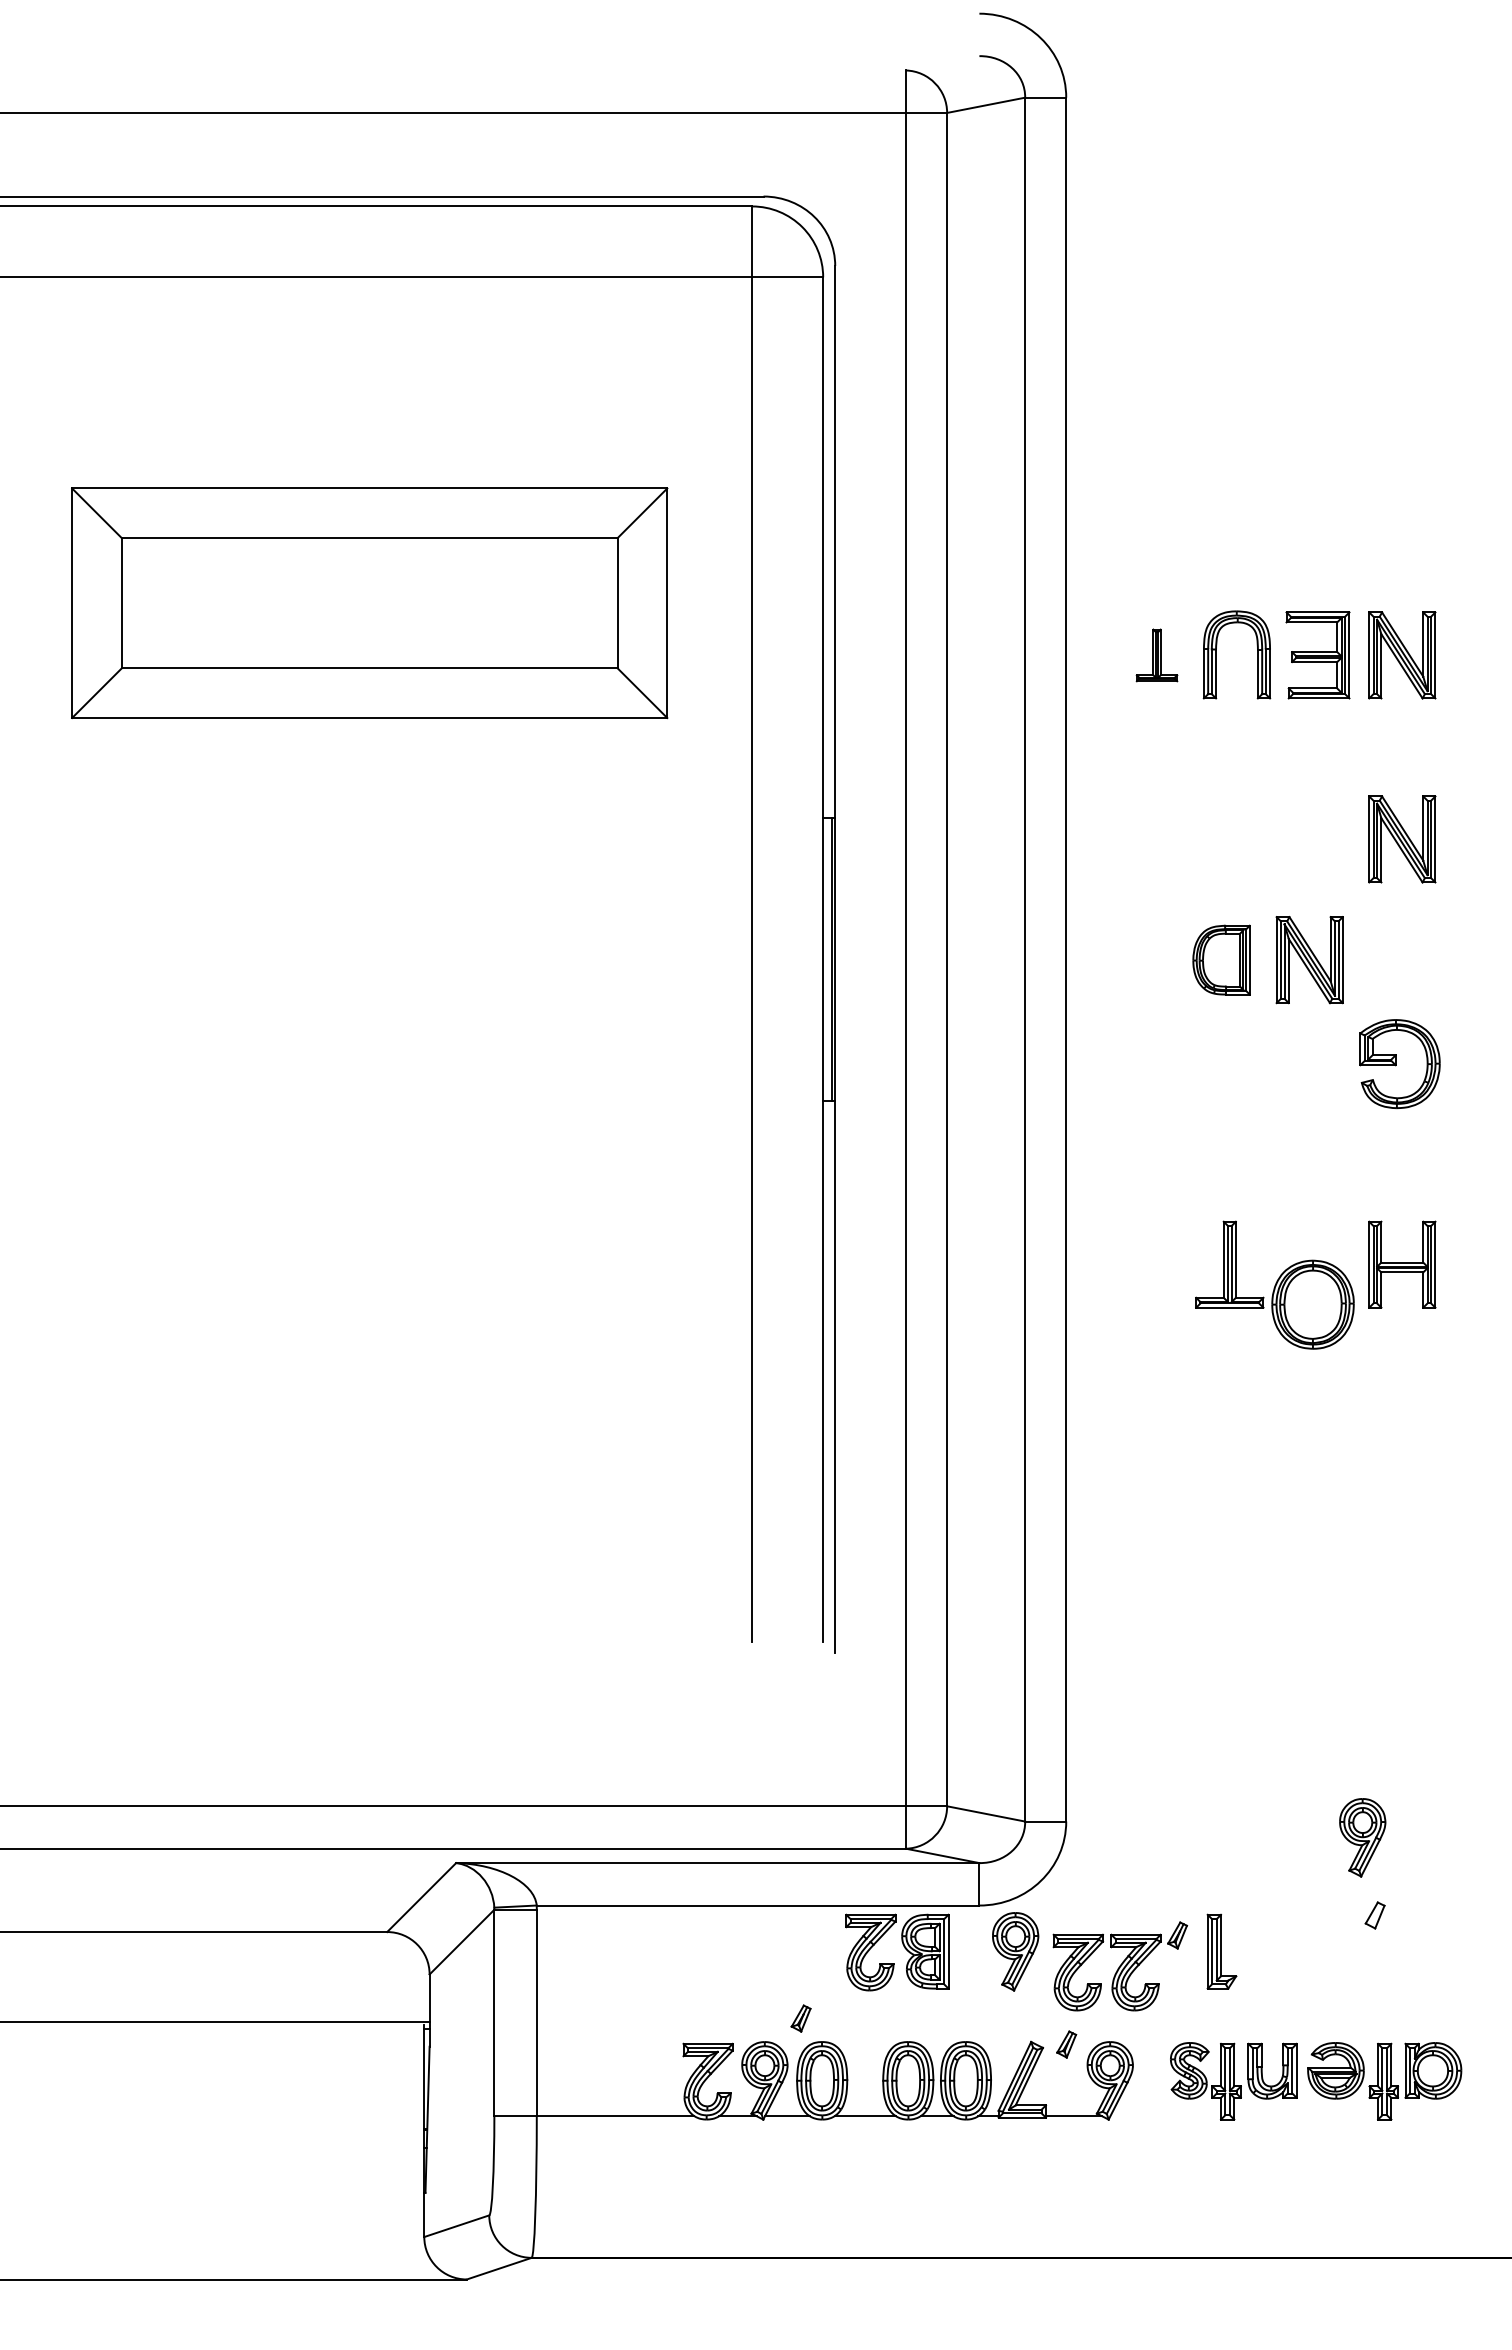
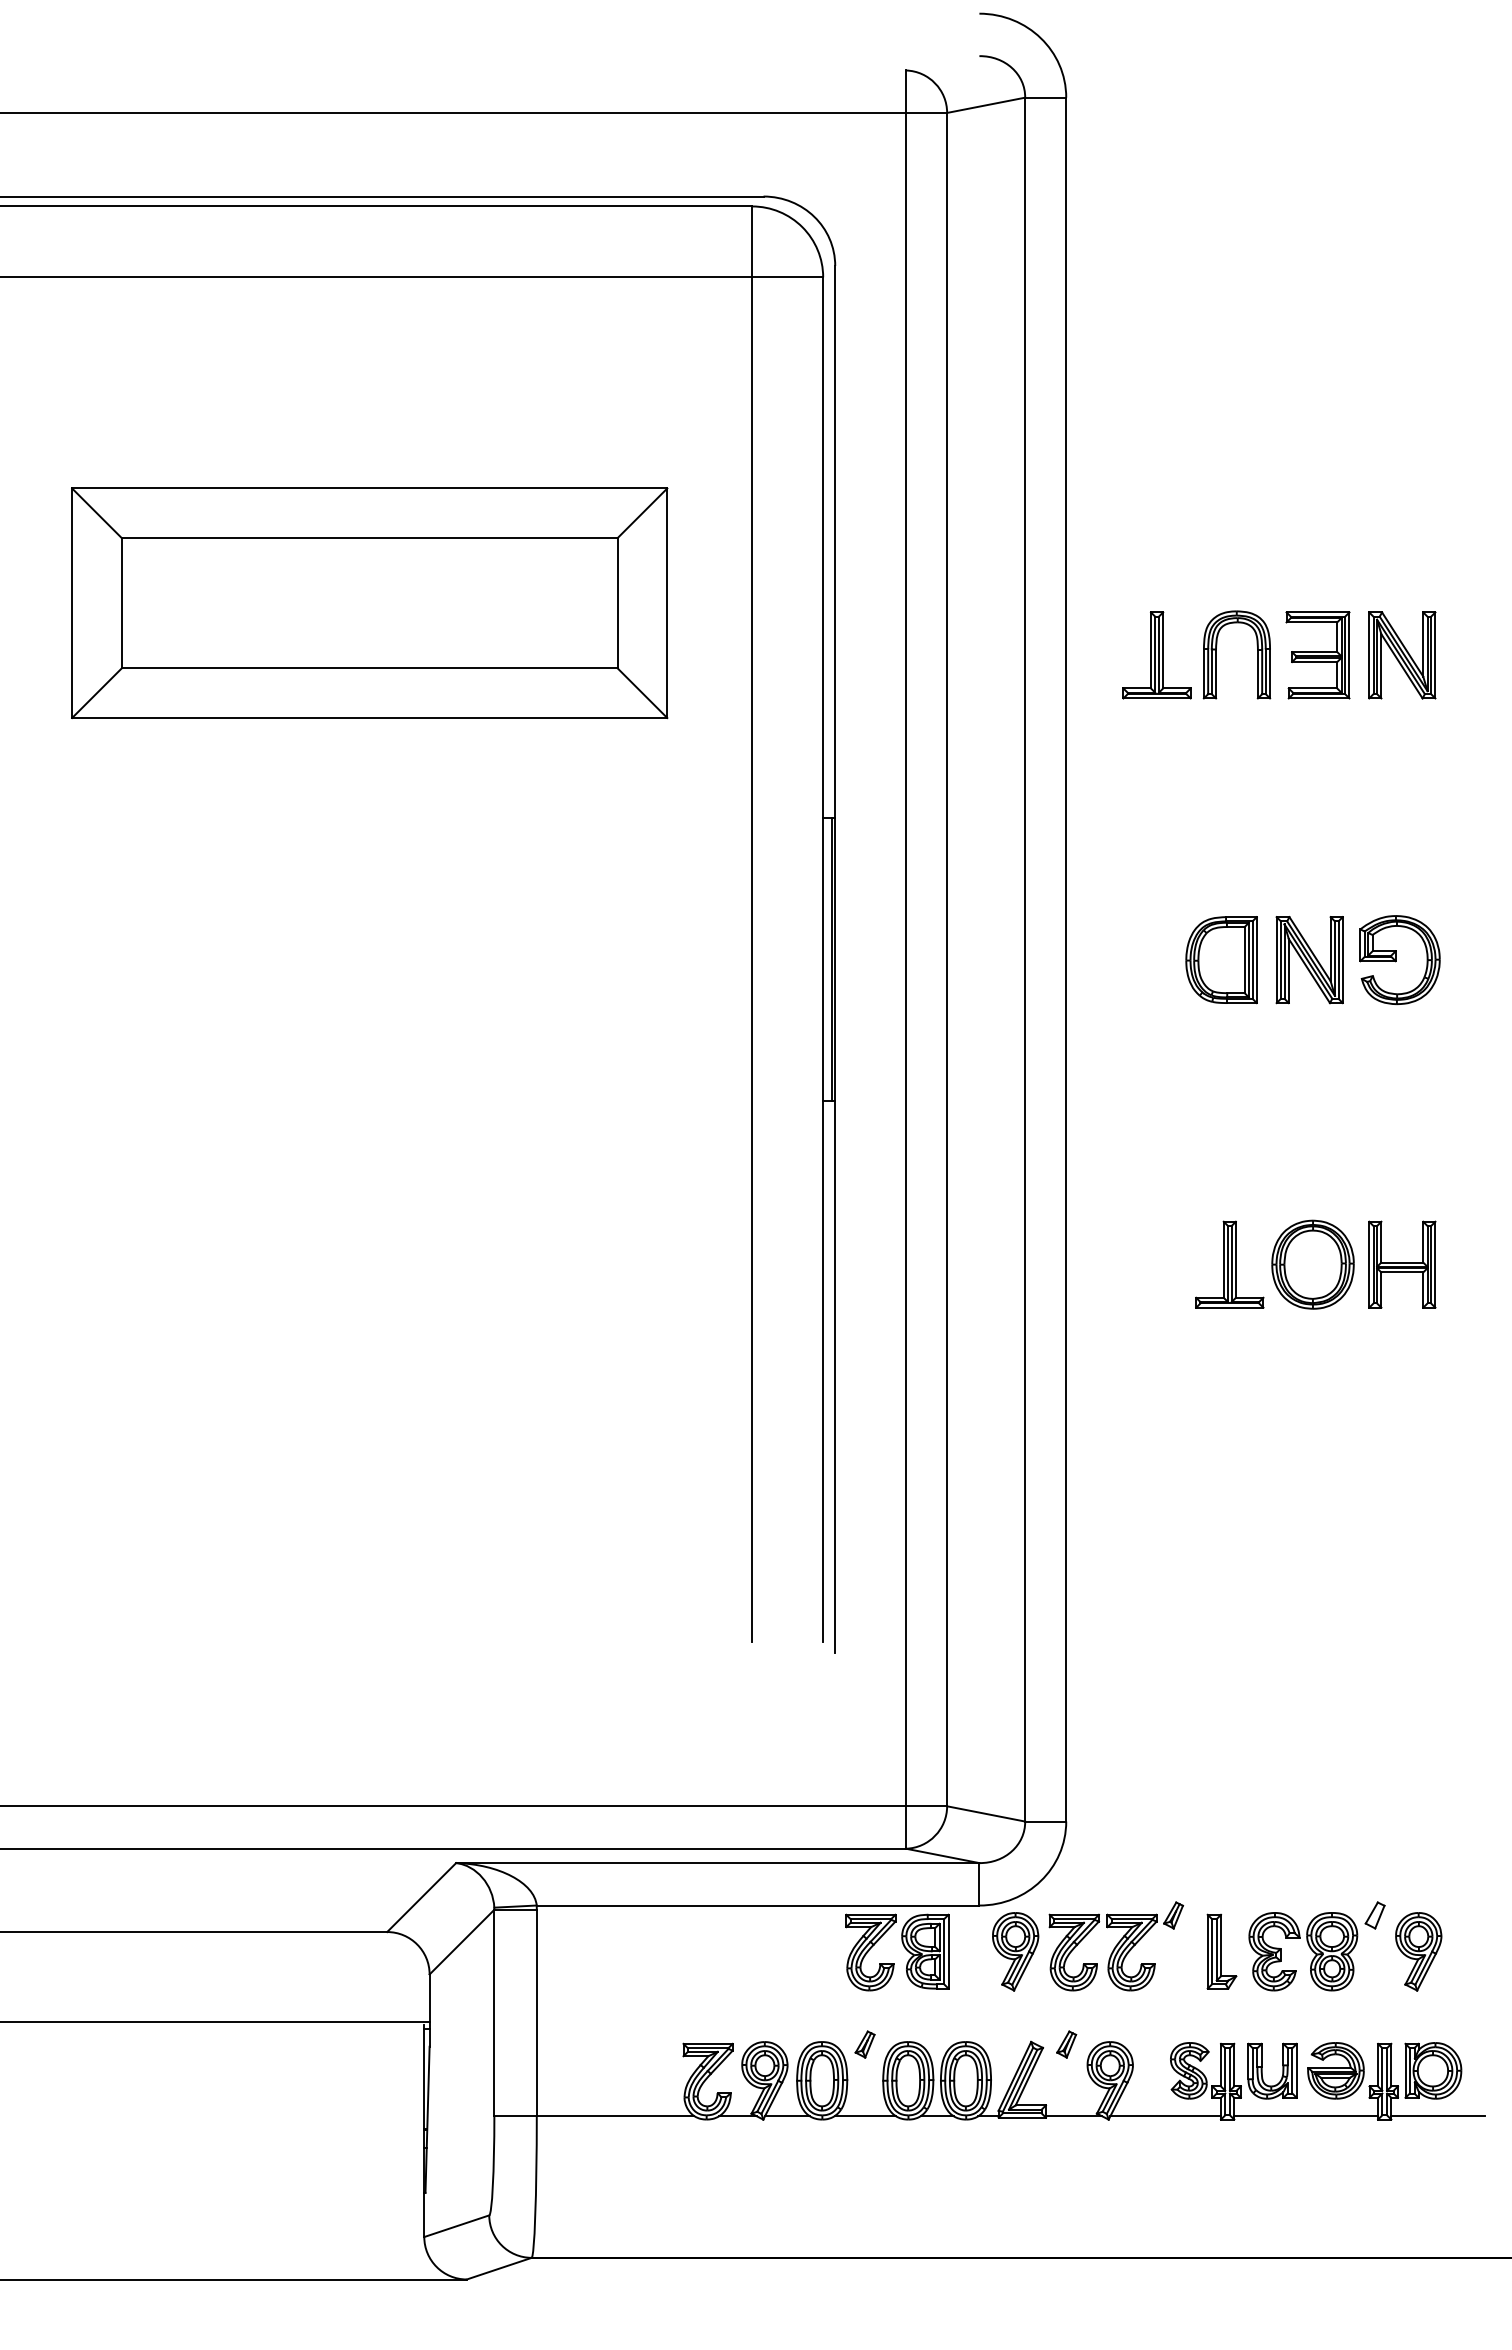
part size: 44x55 px -> 70x89 px (1156, 655)
part: present -> none (1402, 839)
part size: 59x72 px -> 73x89 px (1221, 960)
part position: (1399, 1064) -> (1399, 960) (1399, 960)
part position: (1312, 1304) -> (1312, 1264) (1312, 1264)
part position: (1362, 1837) -> (1418, 1951) (1418, 1951)
part: none -> present (1309, 1948)
part position: (1120, 1966) -> (1116, 1946) (1116, 1946)
part position: (800, 2018) -> (864, 2044) (864, 2044)
line: none -> present (1165, 2116)
line: none -> present (1306, 2116)
line: none -> present (1438, 2116)
